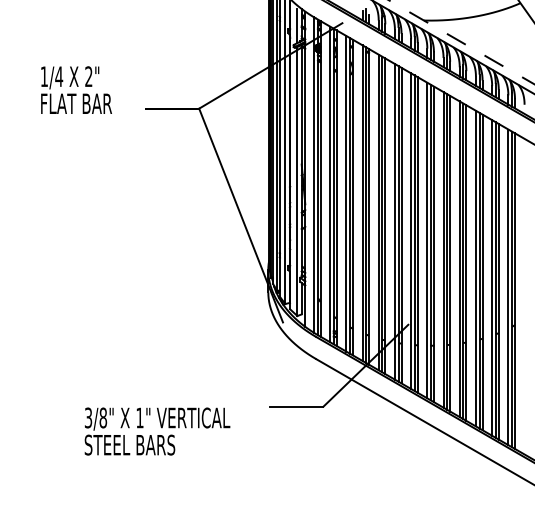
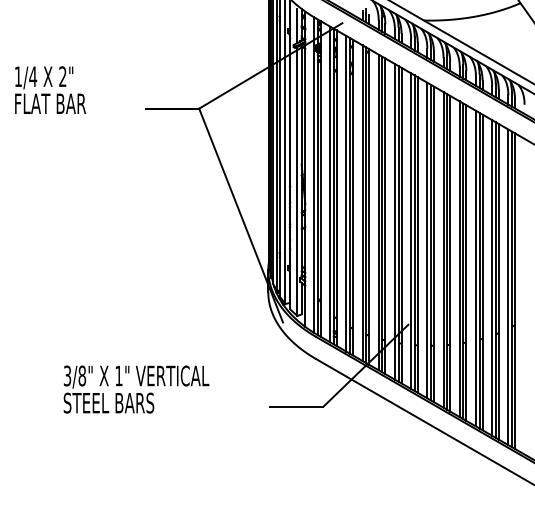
line: dashed -> solid (461, 42)
text position: (76, 89) -> (50, 89) (50, 89)
text position: (157, 431) -> (136, 389) (136, 389)
